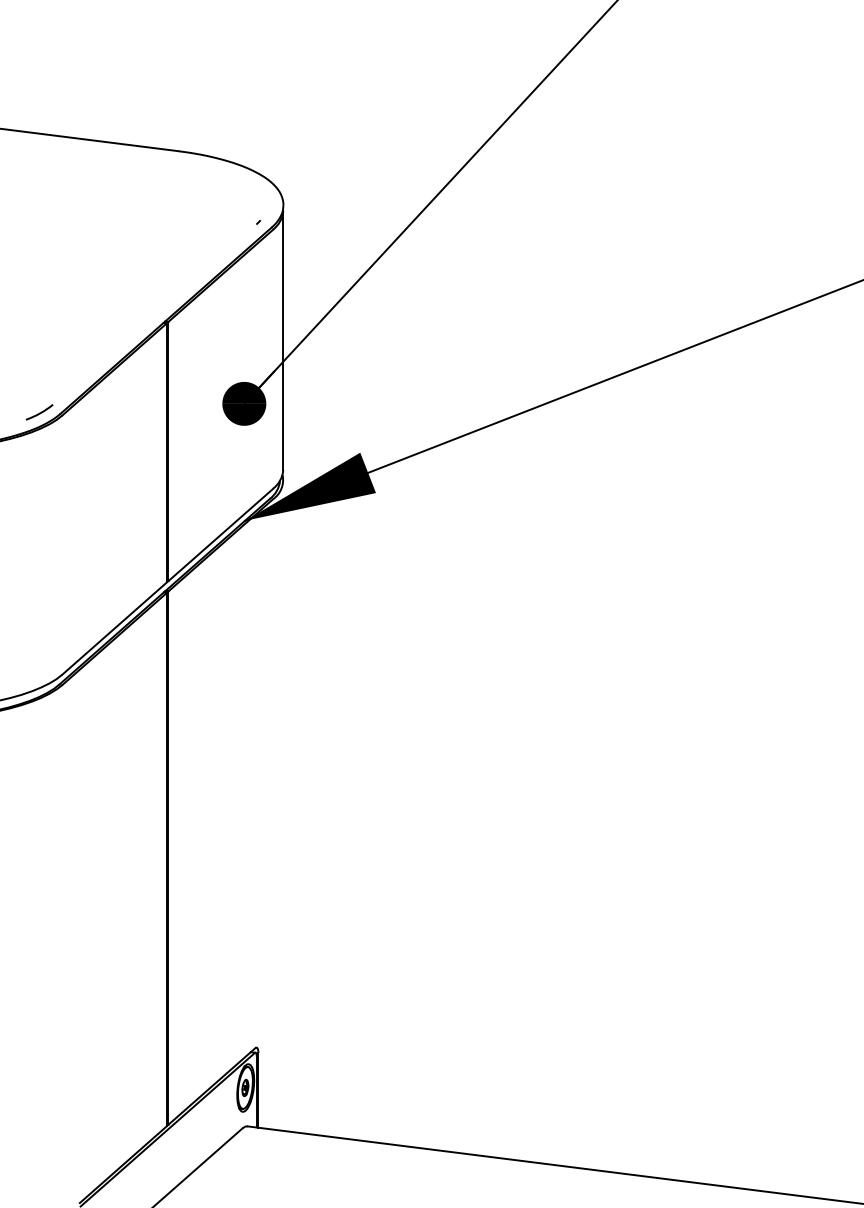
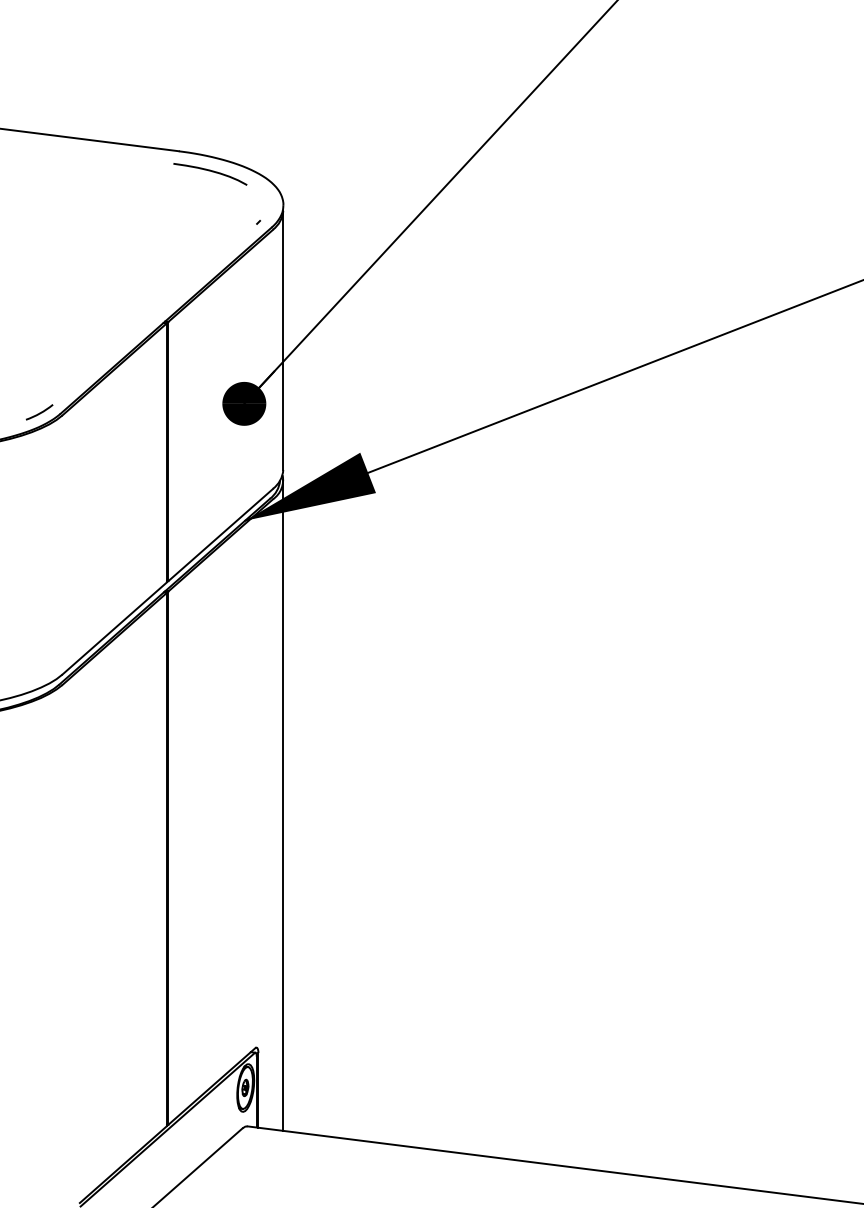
curve: none -> present (212, 172)
line: none -> present (283, 805)
